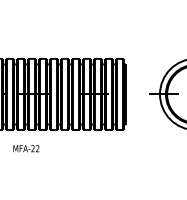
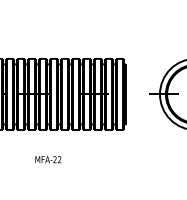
text position: (26, 148) -> (48, 159) (48, 159)
